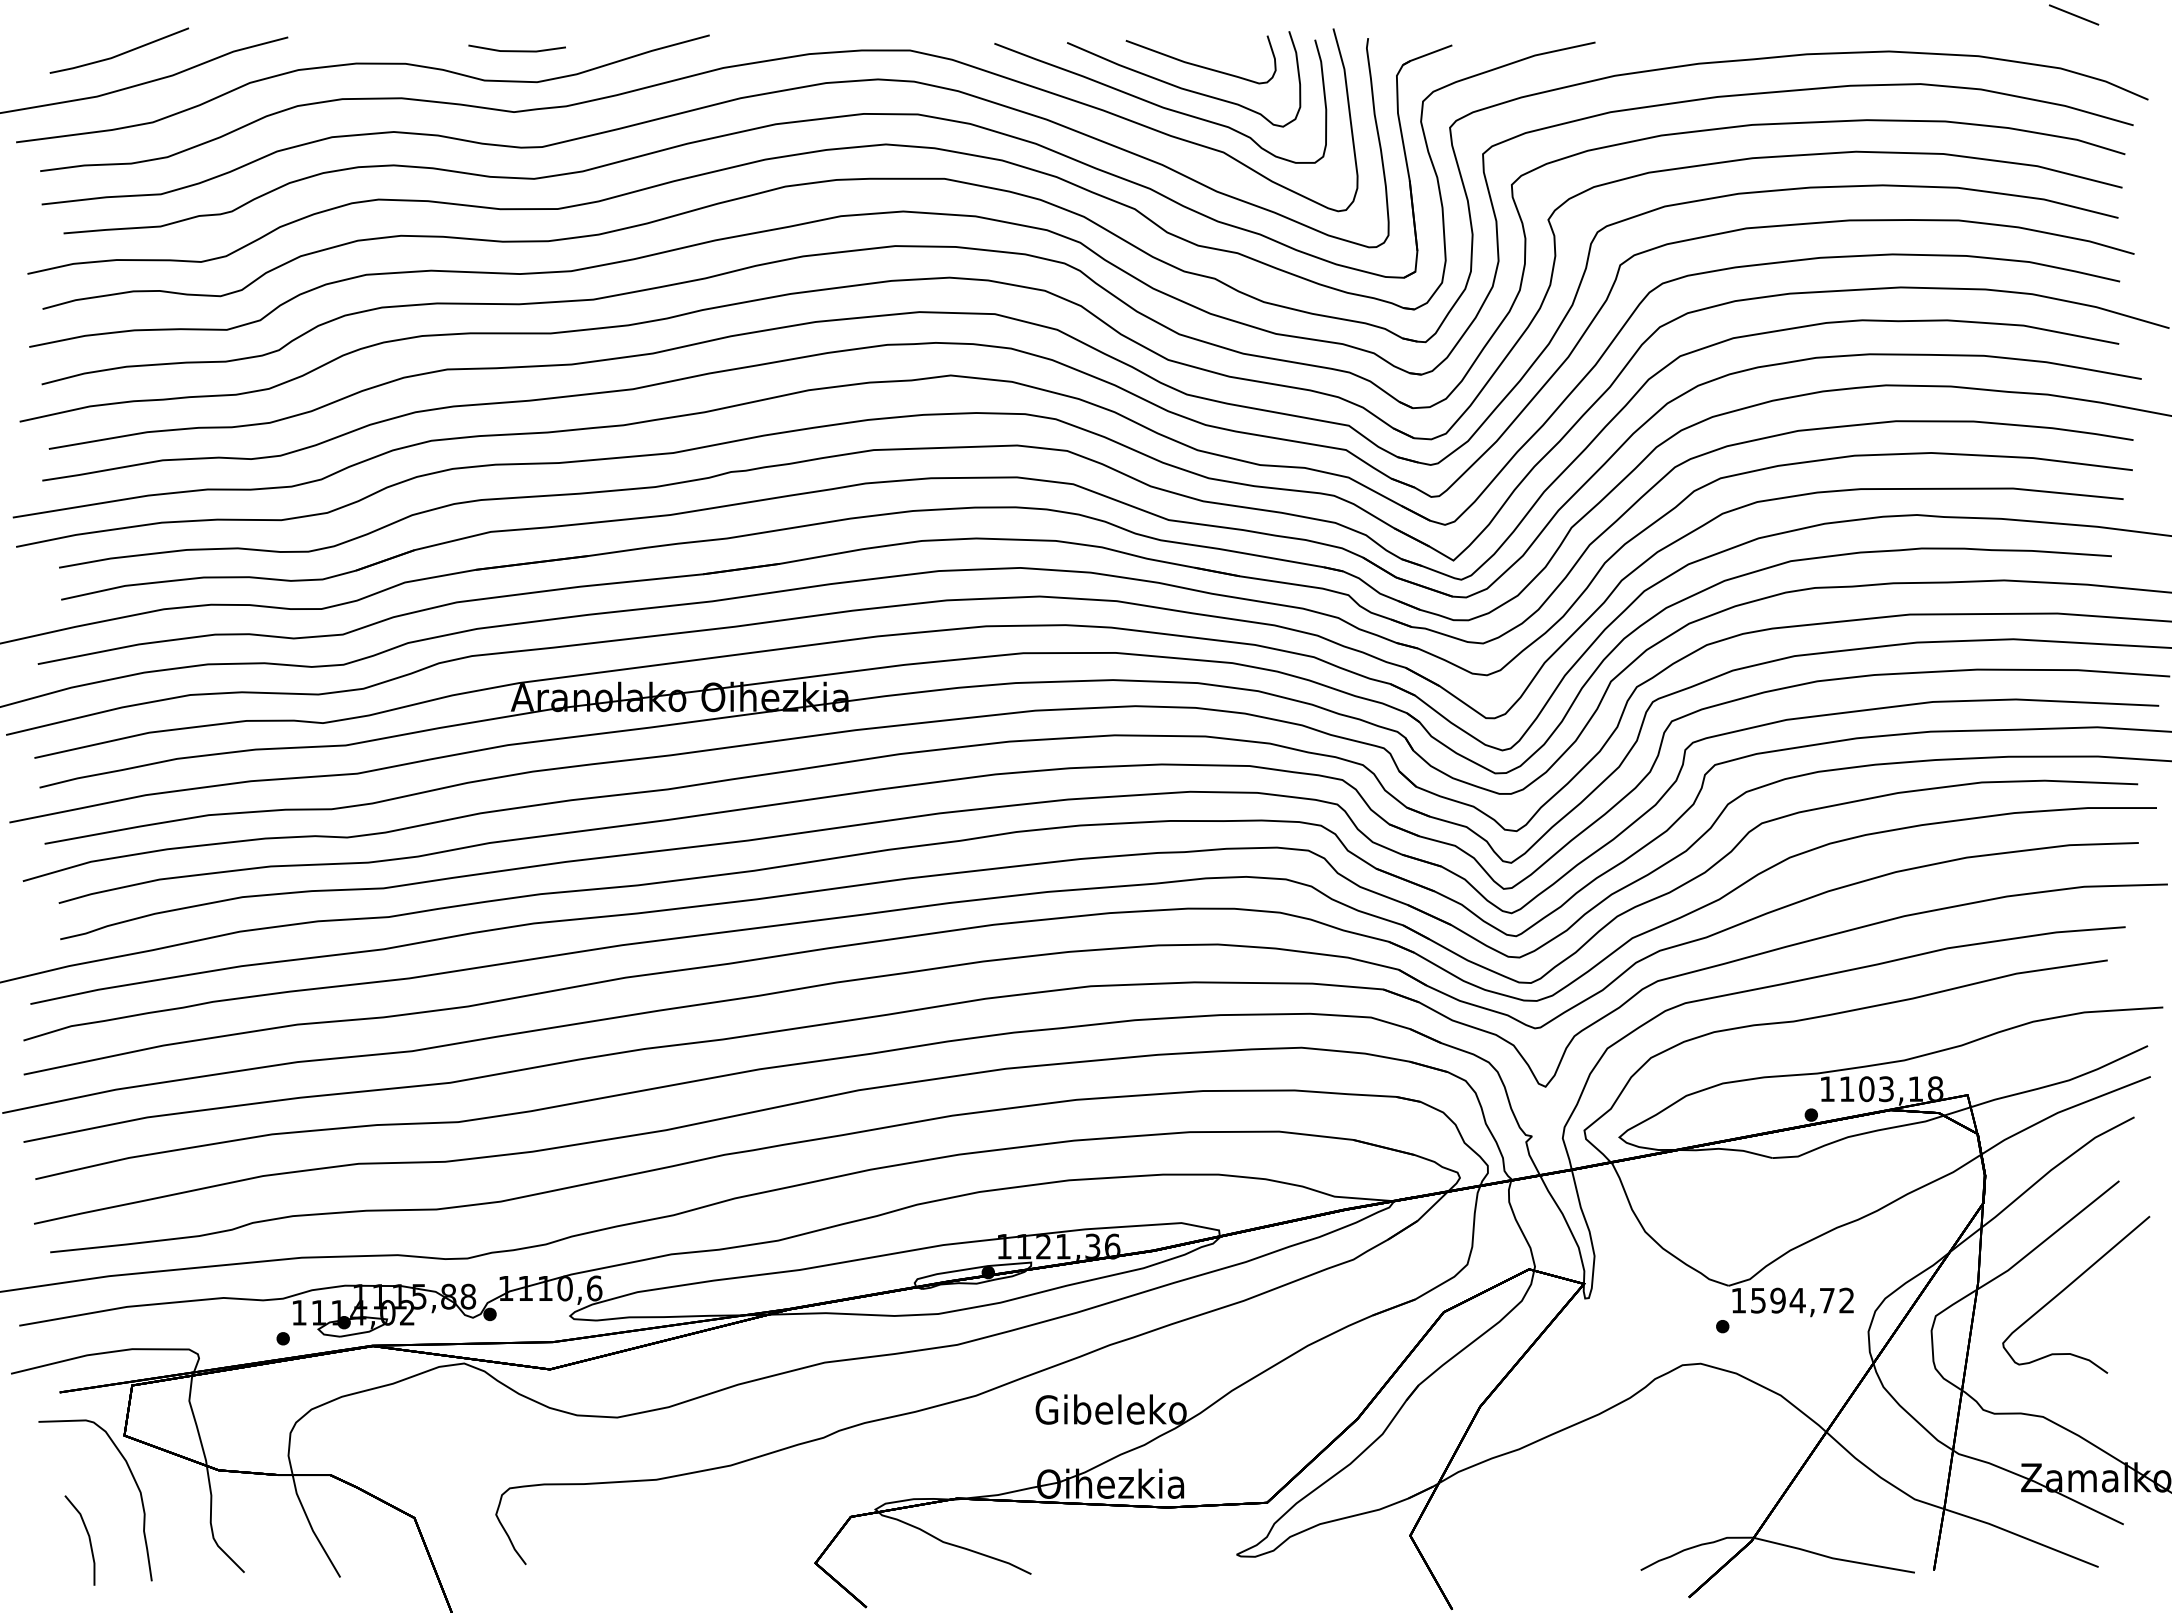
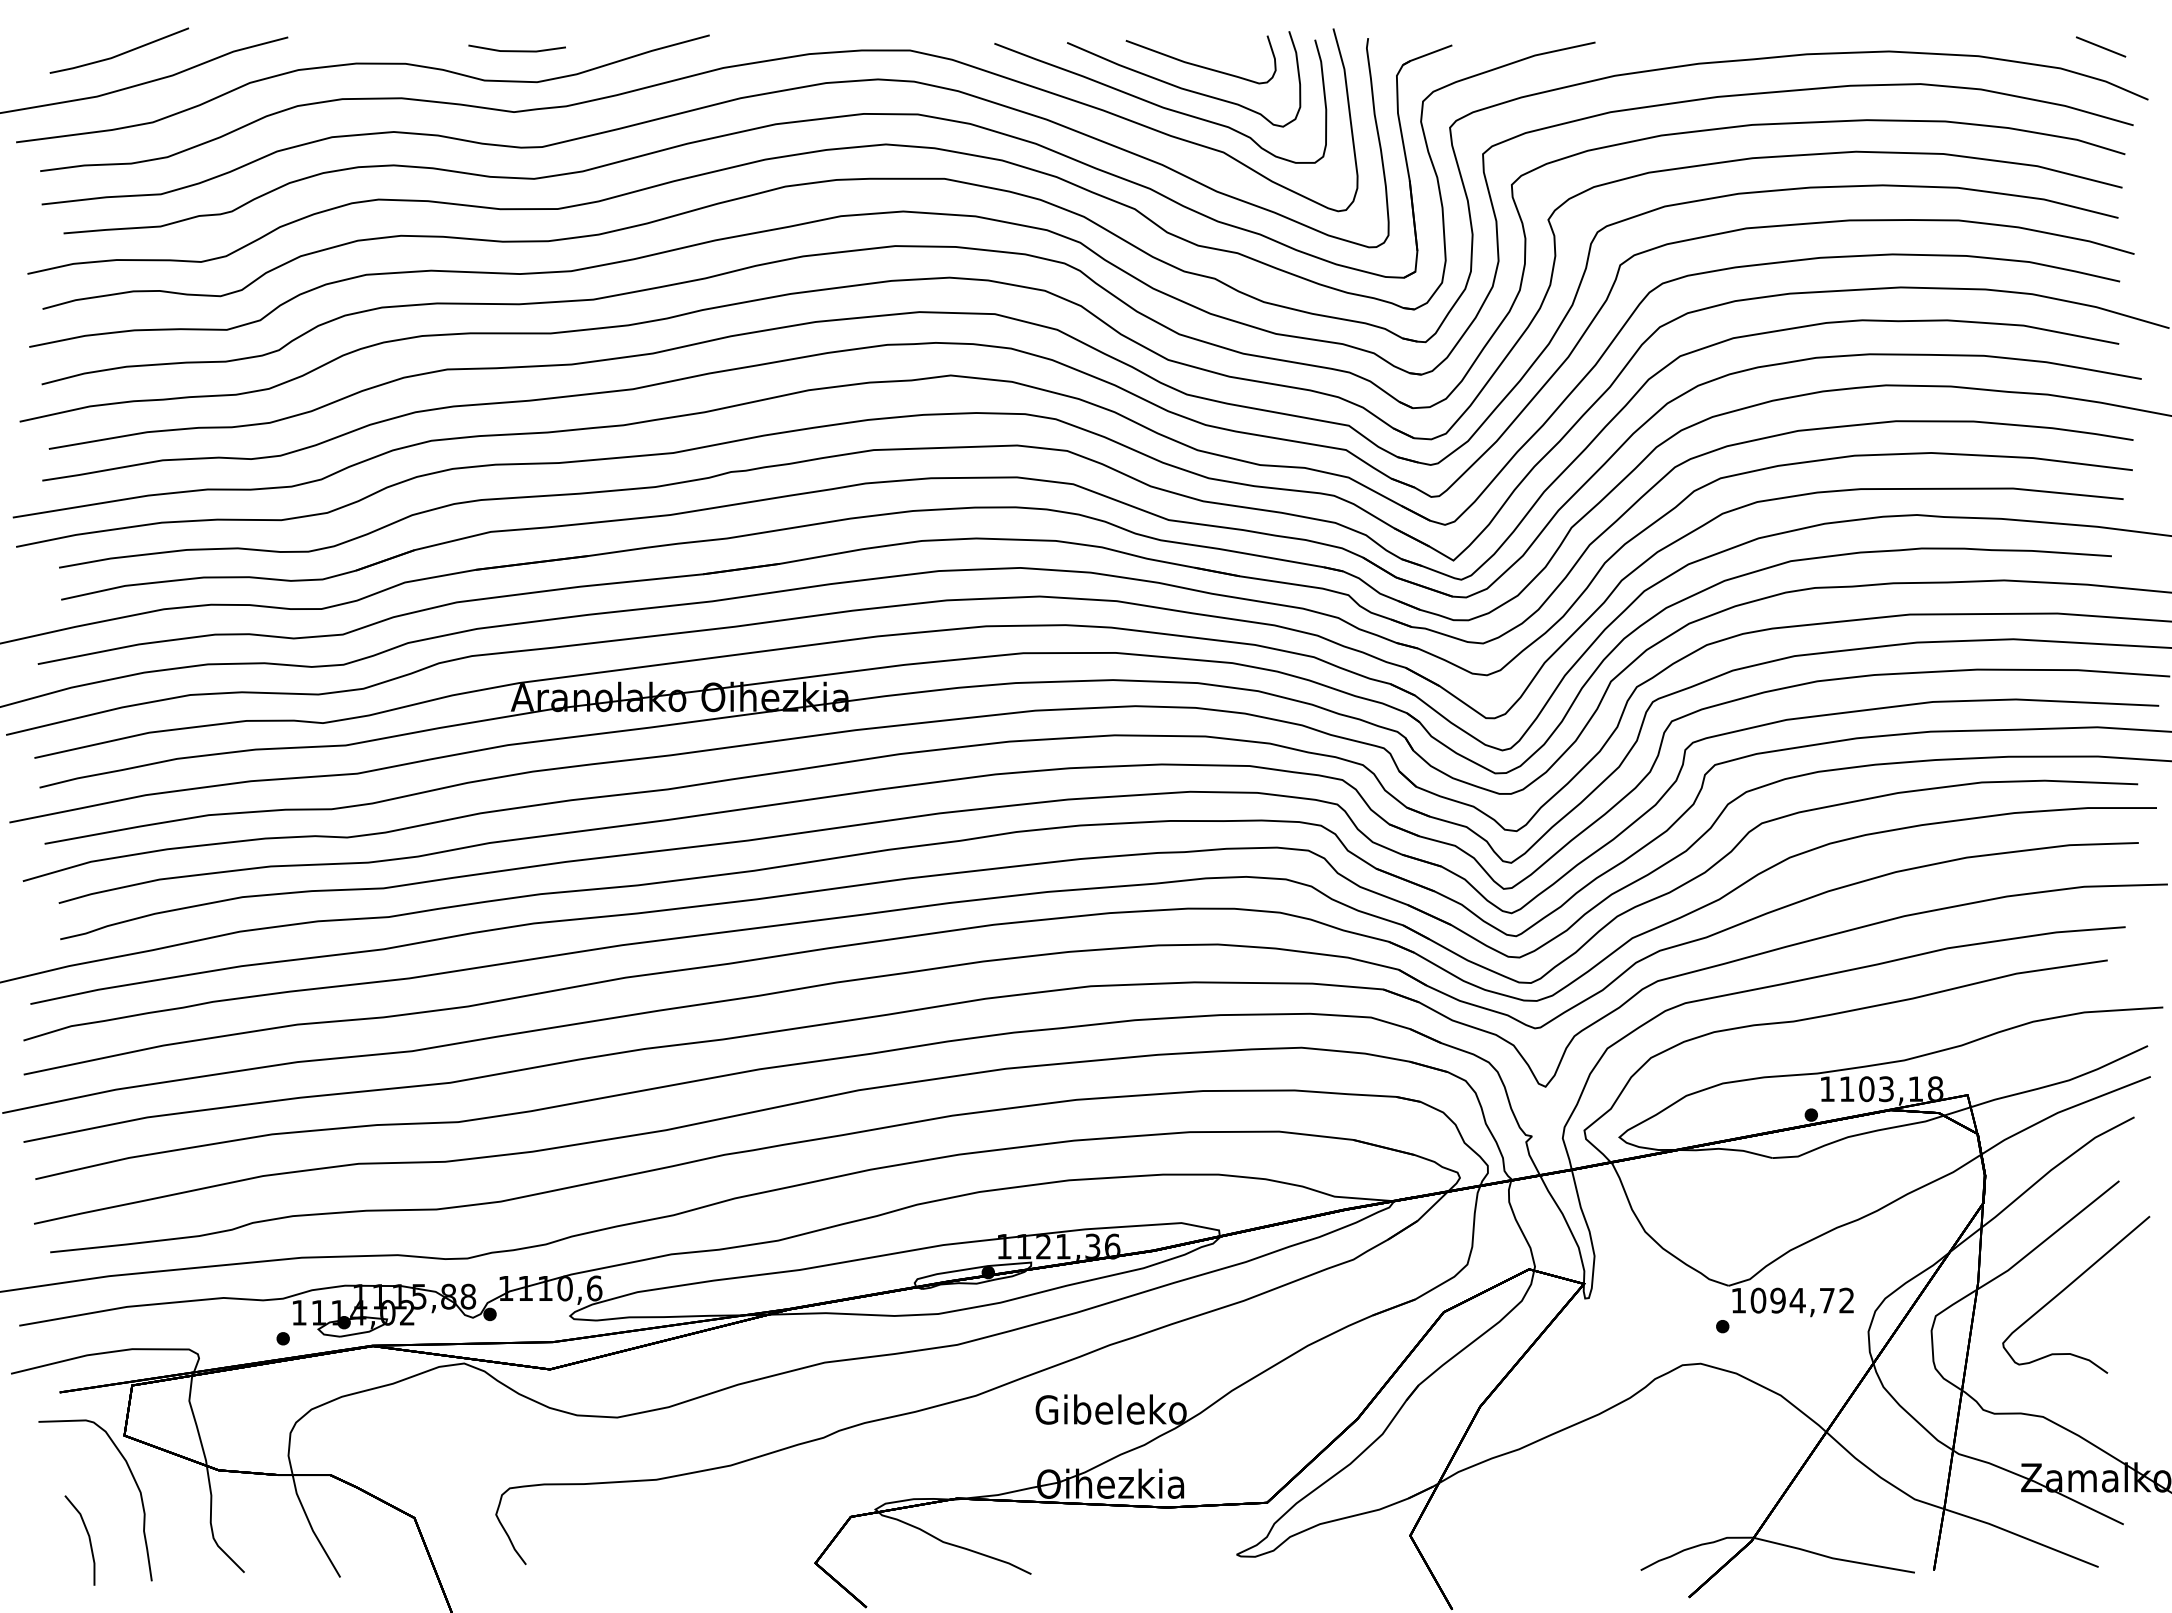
line position: (2074, 14) -> (2101, 46) (2101, 46)
text: 1594,72 -> 1094,72 (1758, 1300)
